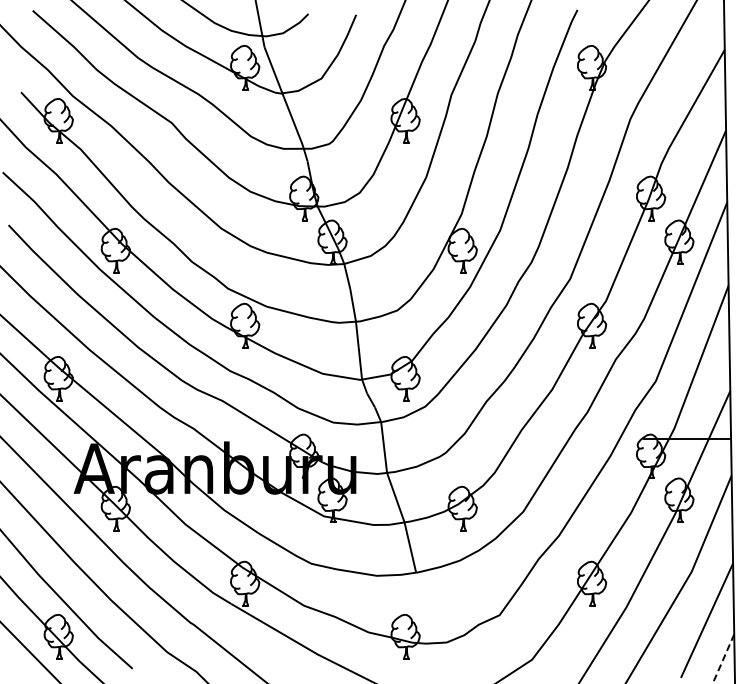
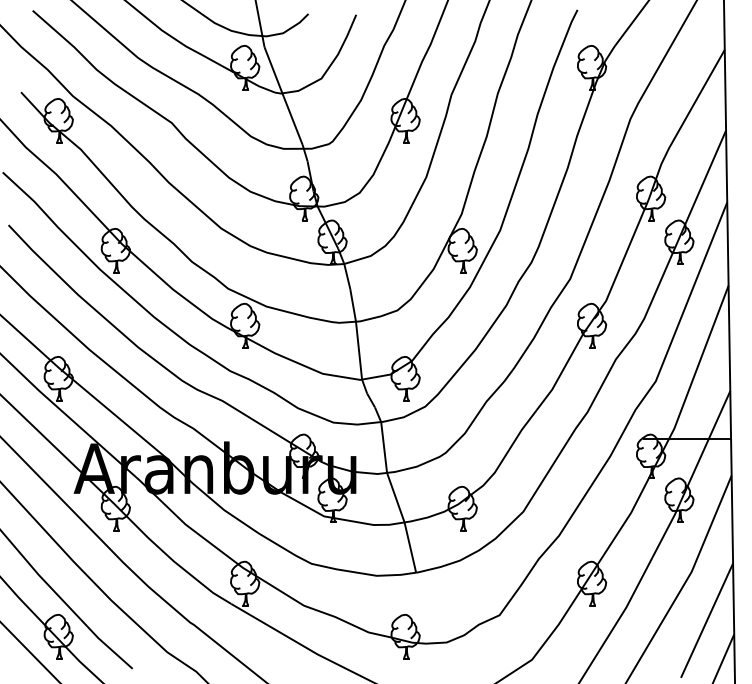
line: dashed -> solid (723, 659)
